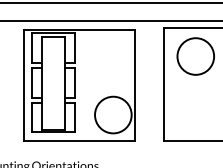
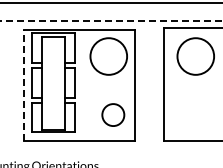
line: solid -> dashed (111, 21)
circle: none -> present (108, 56)
line: solid -> dashed (23, 85)
circle diameter: 37 px -> 22 px (113, 115)
